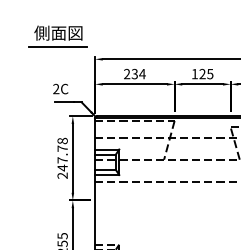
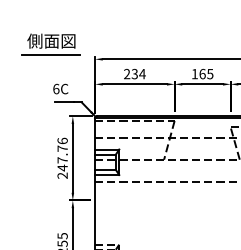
part position: (57, 36) -> (50, 44) (50, 44)
text: 125 -> 165 (202, 73)
text: 2C -> 6C (56, 88)
text: 247.78 -> 247.76 (62, 140)
